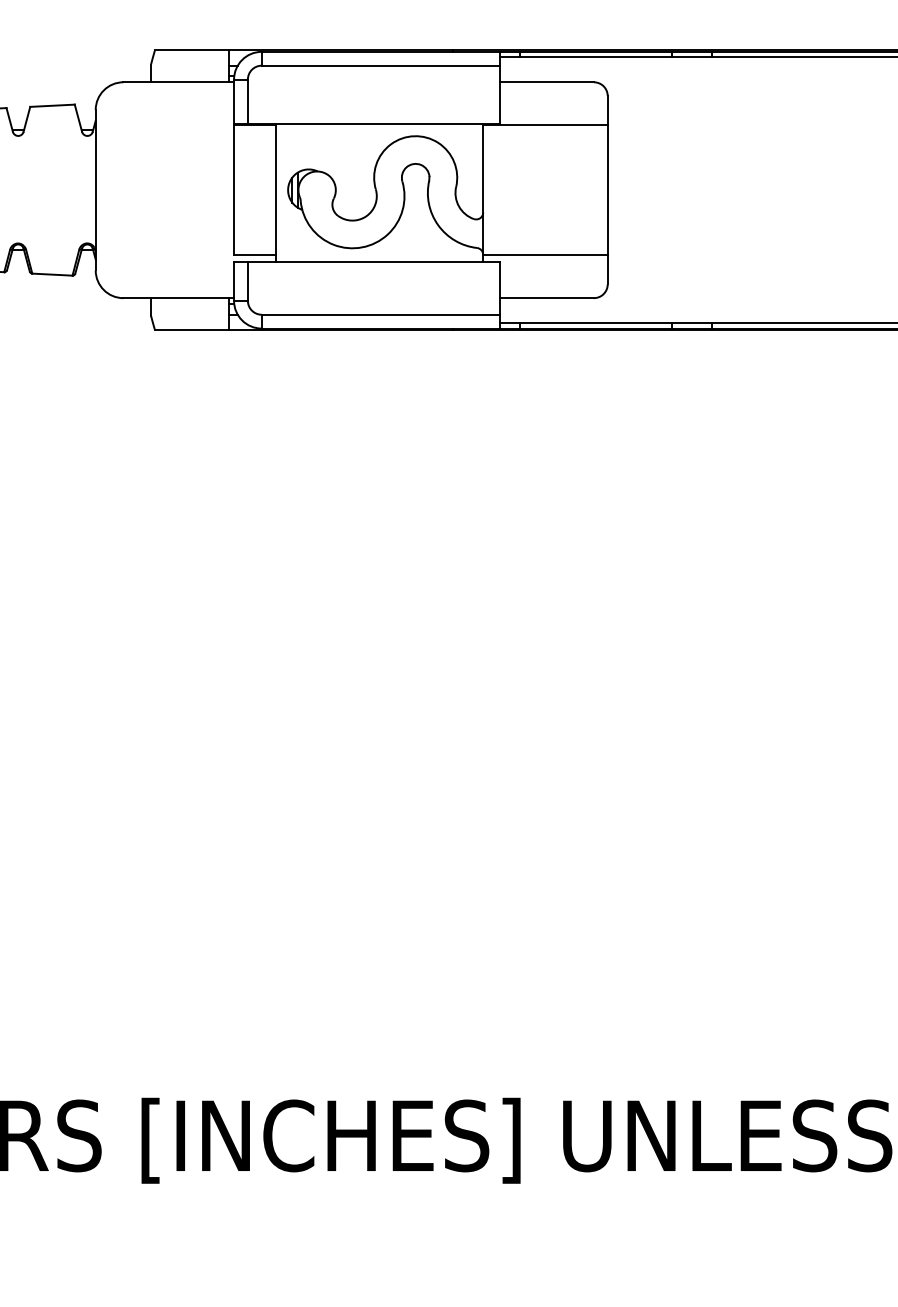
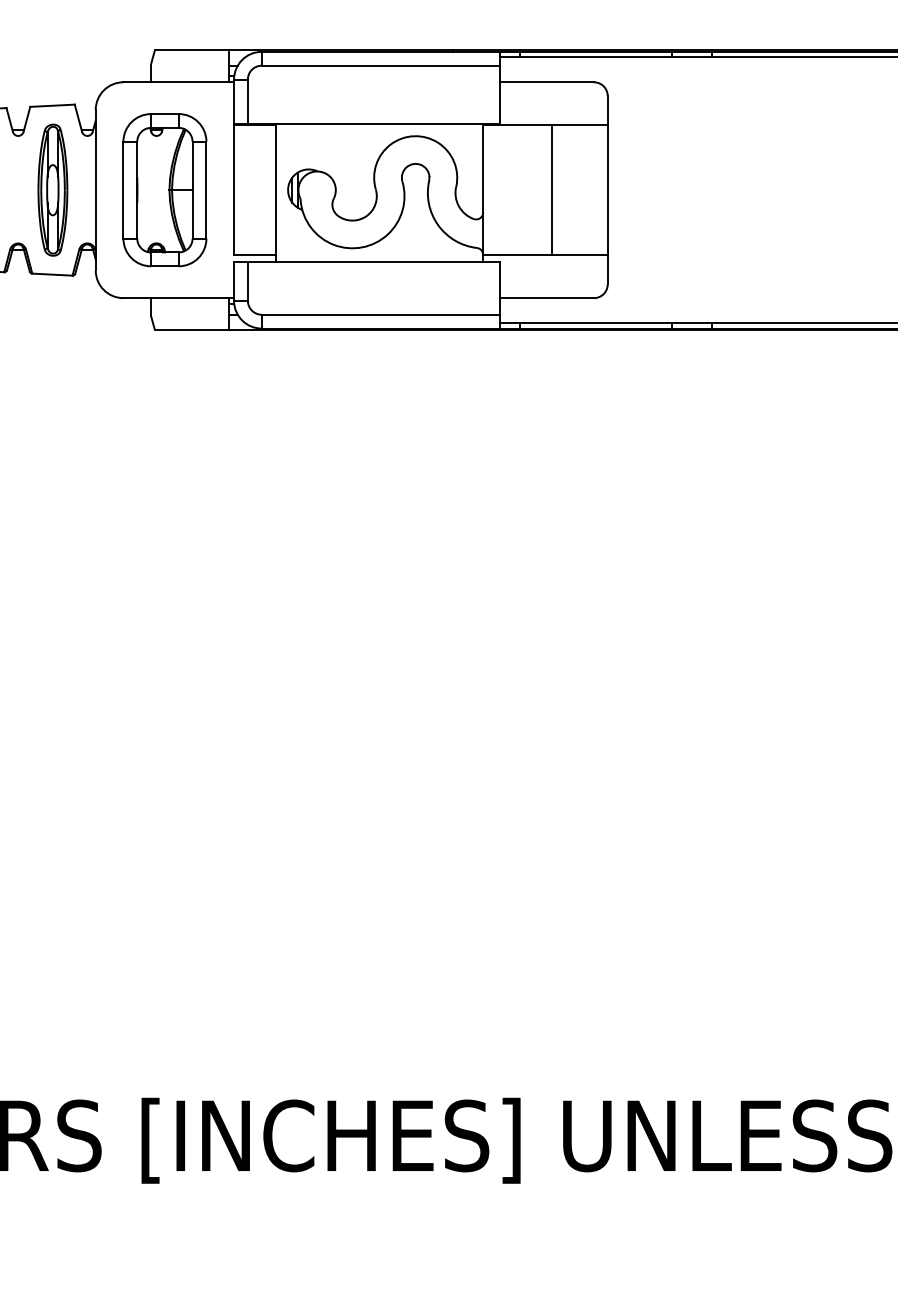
part: none -> present (52, 189)
part: none -> present (164, 190)
line: none -> present (552, 190)
